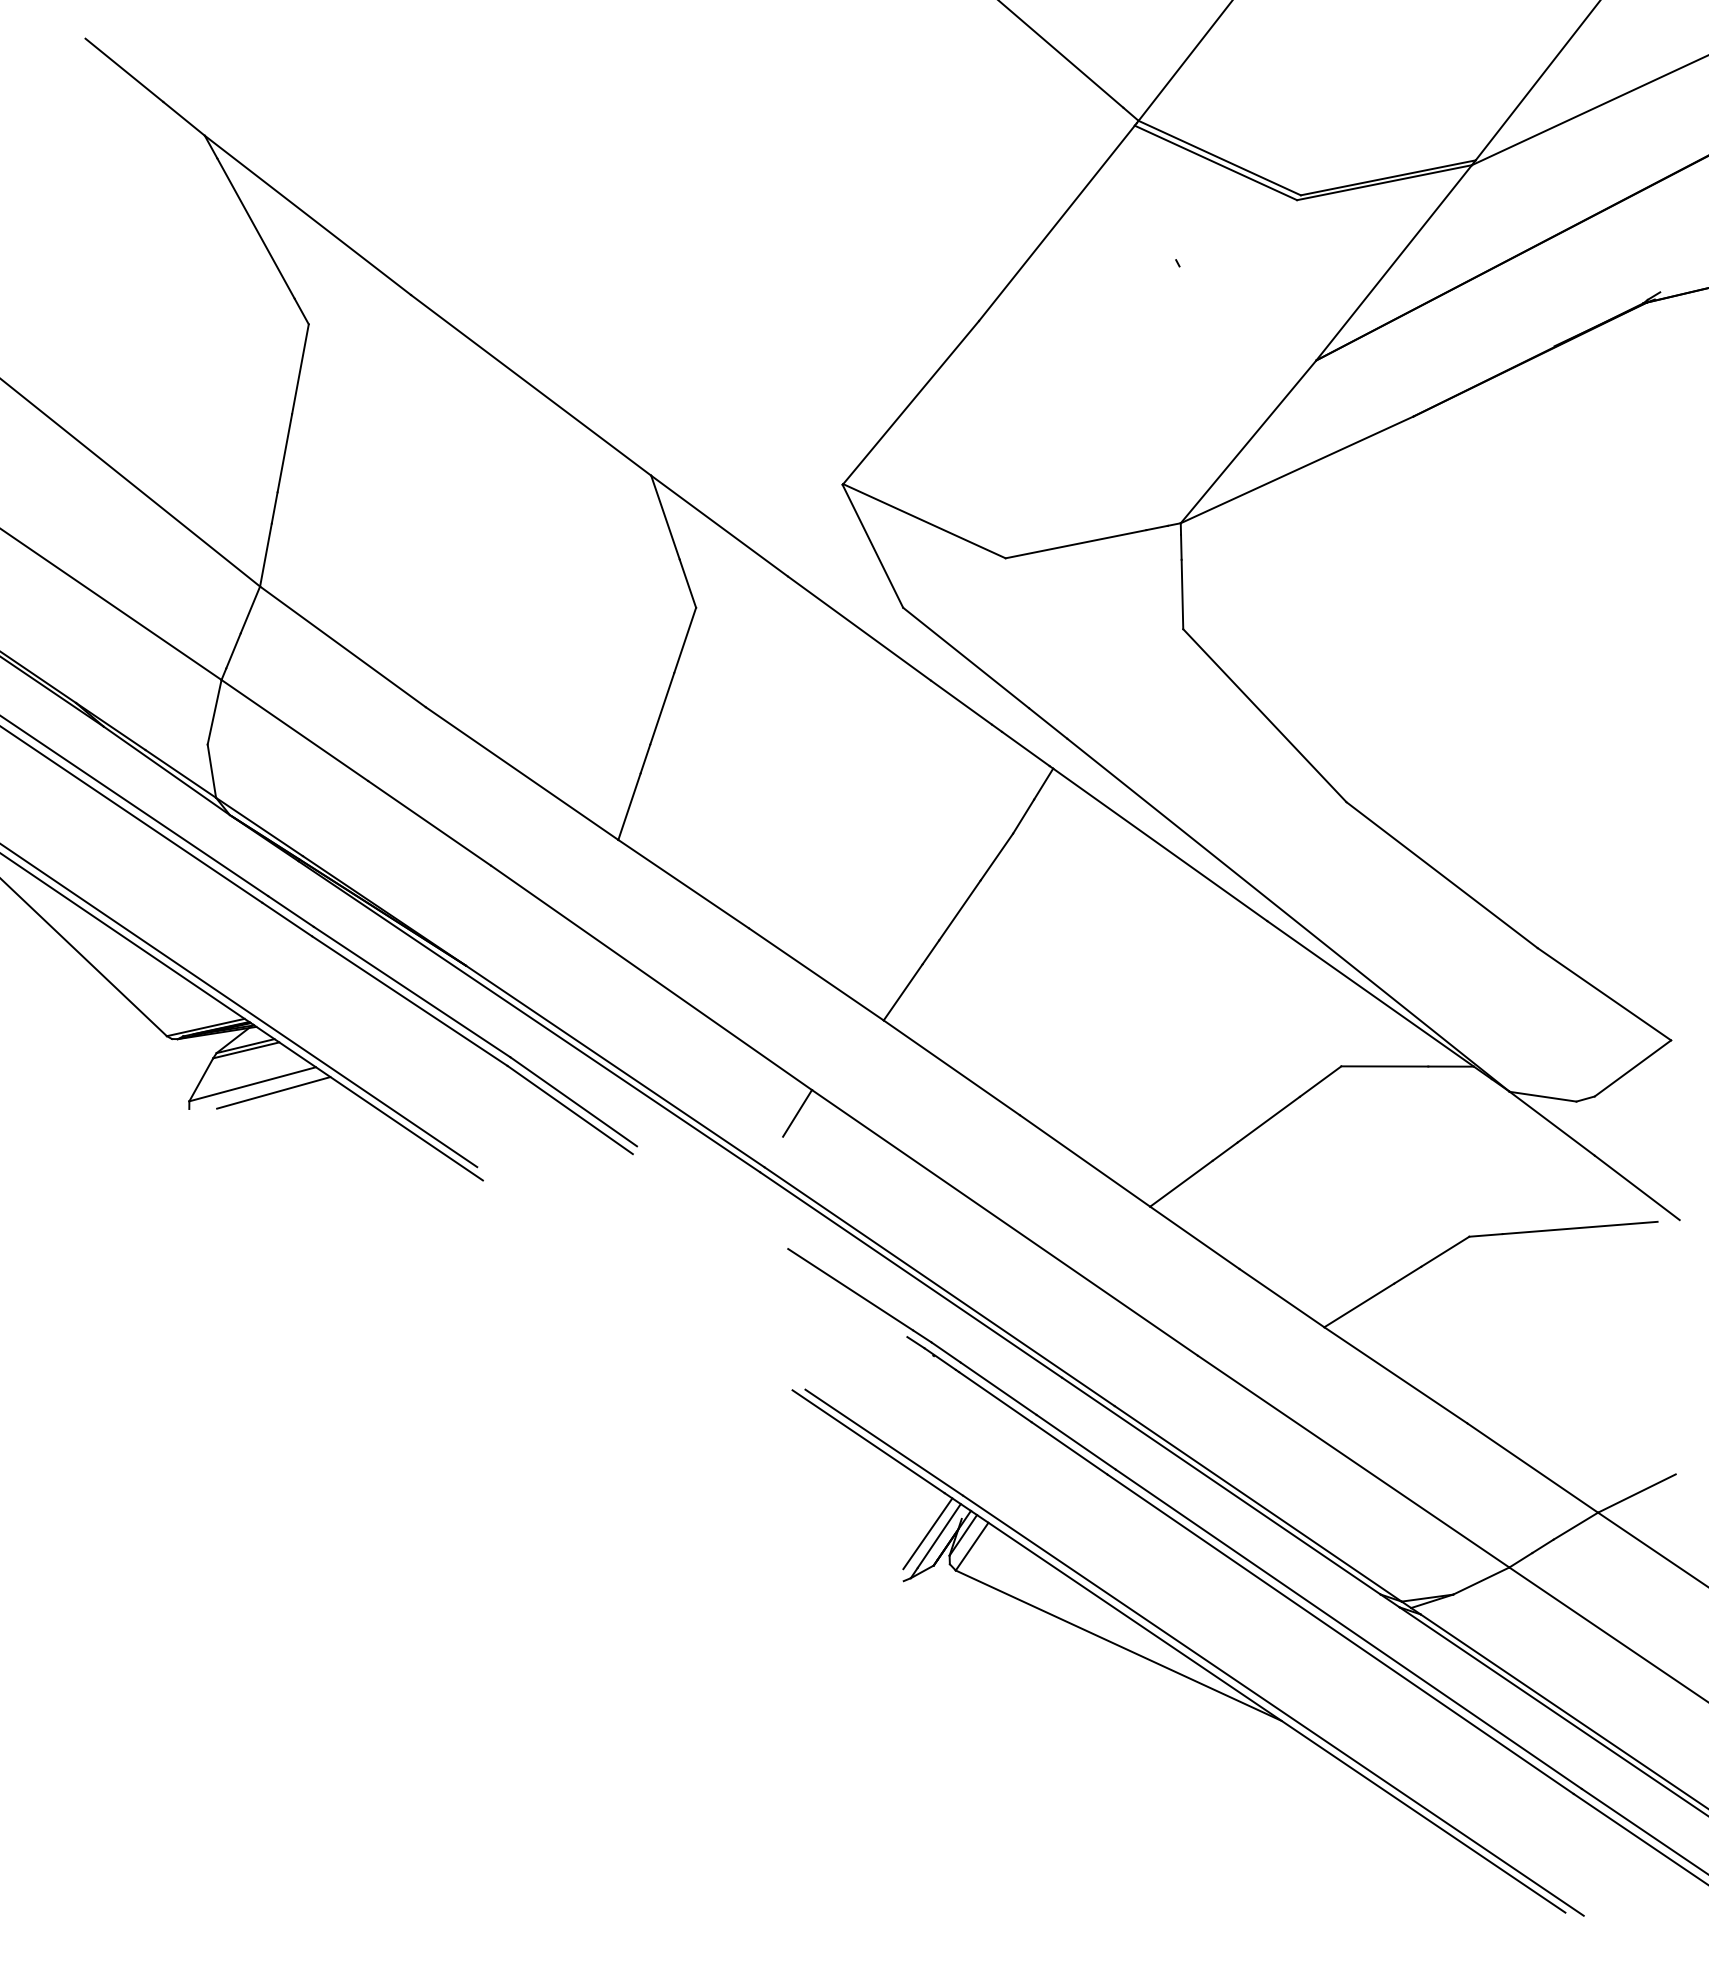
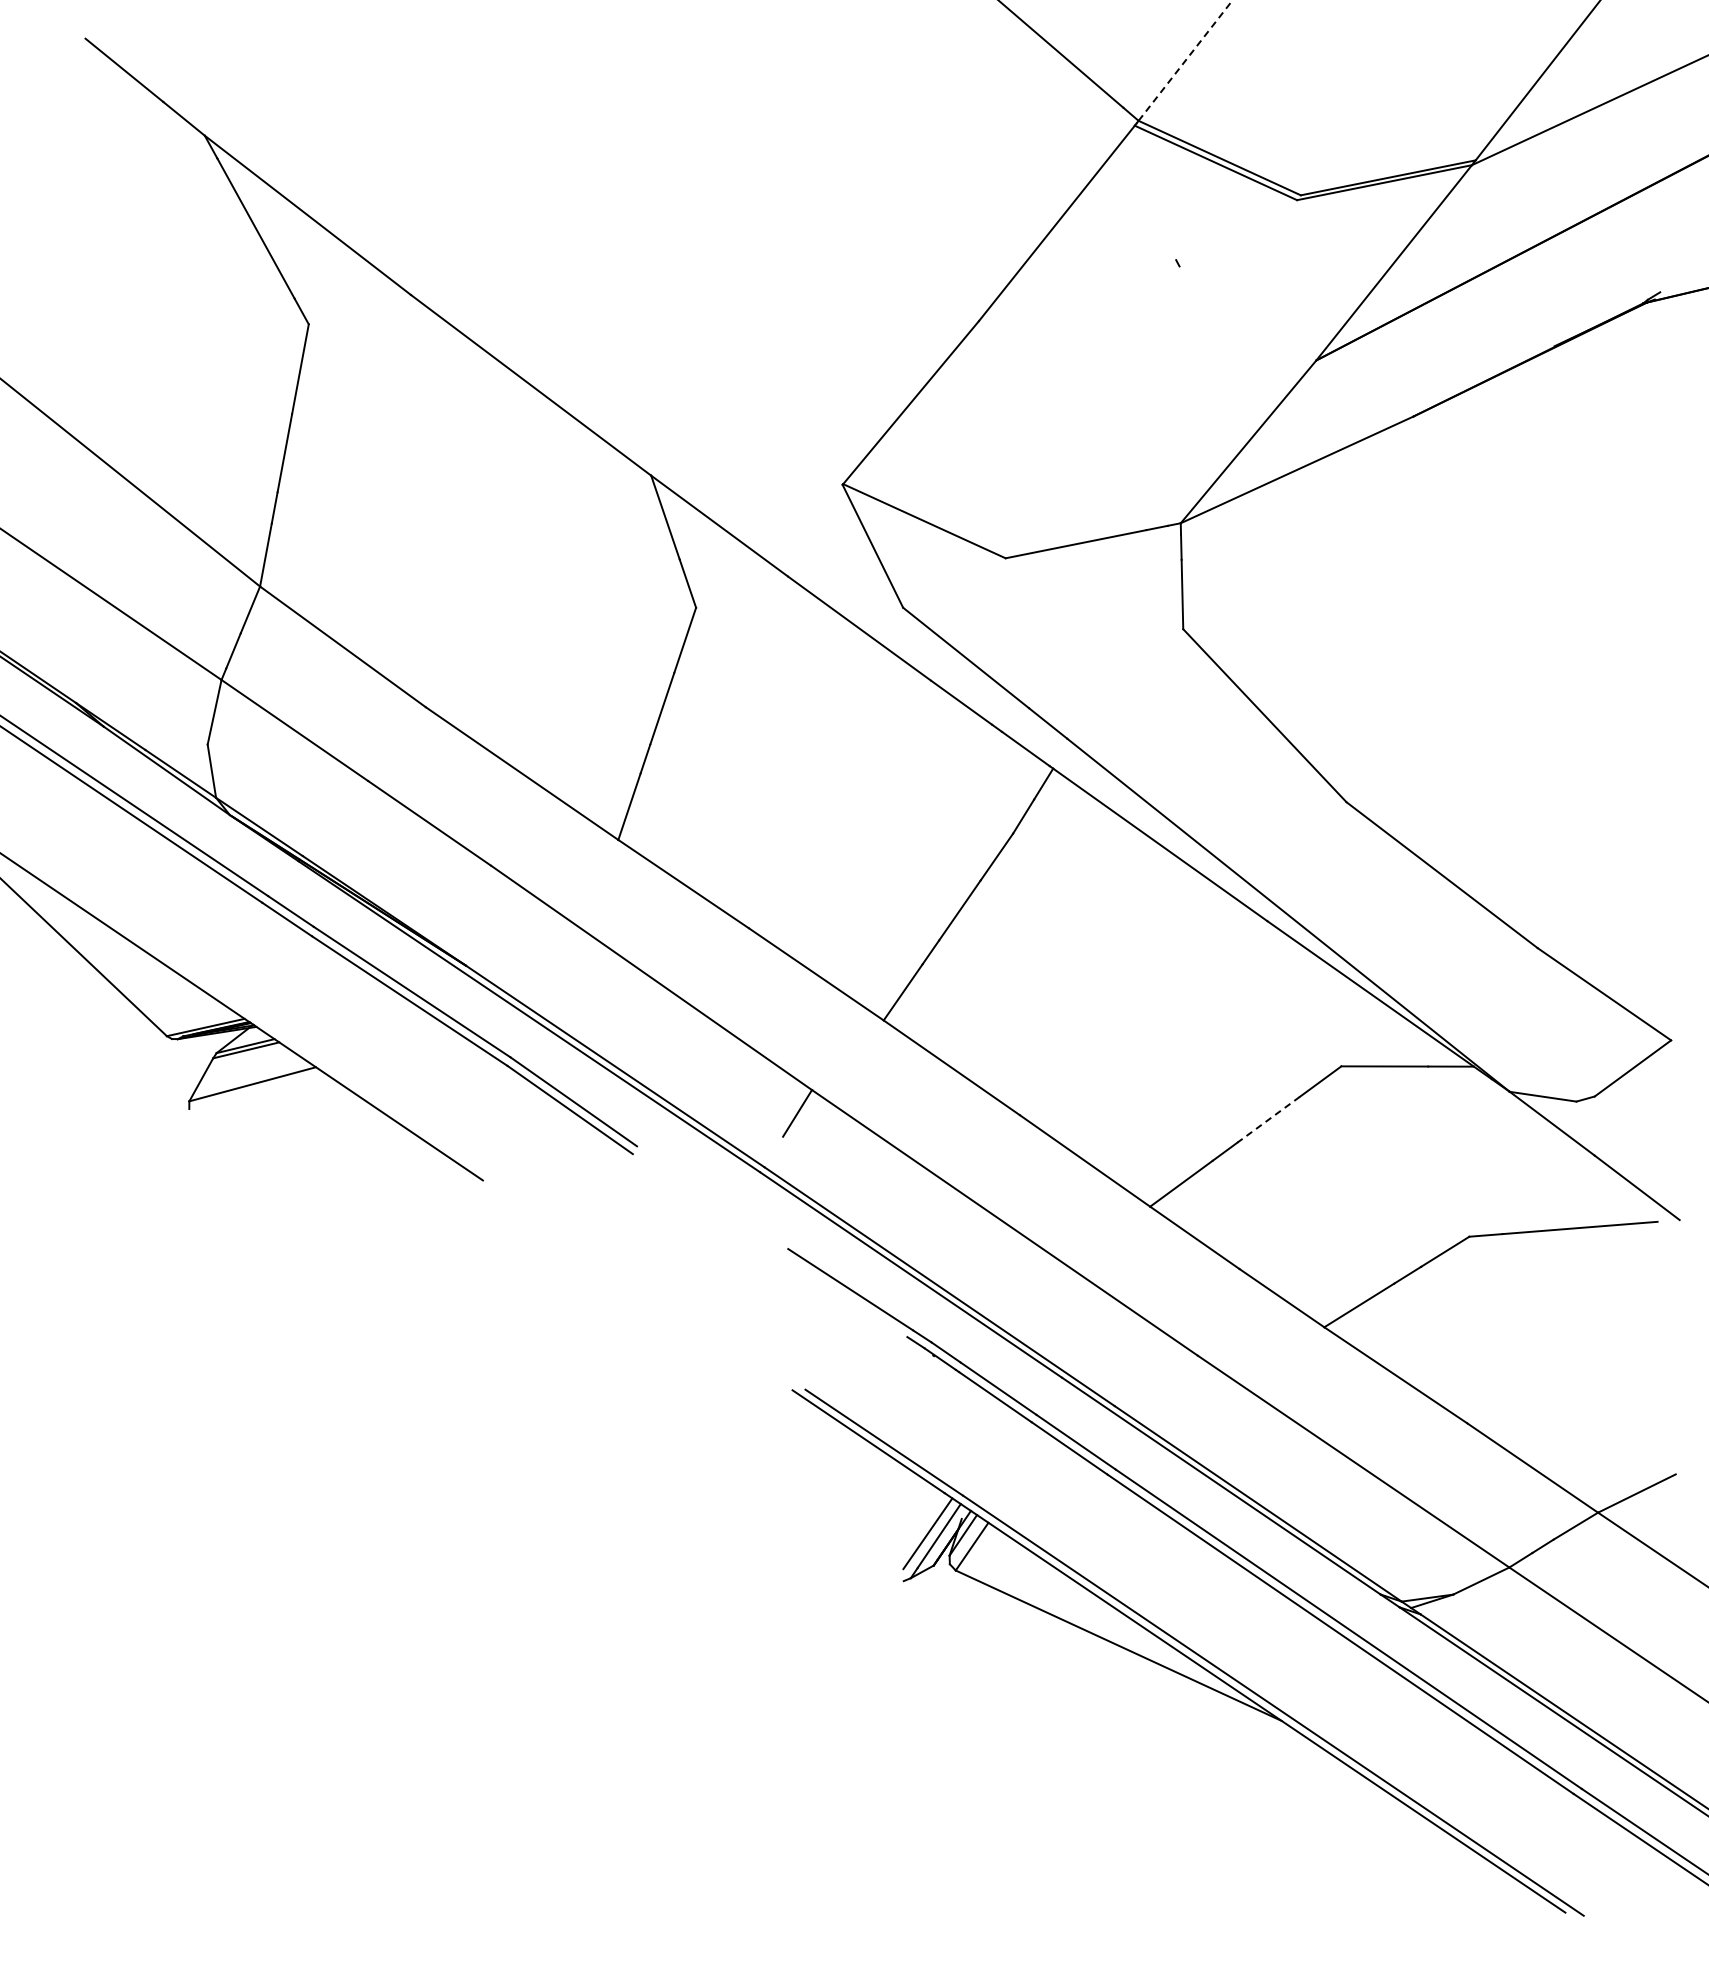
line: solid -> dashed (1185, 60)
line: present -> none (239, 1006)
line: present -> none (273, 1092)
line: solid -> dashed (1268, 1119)
